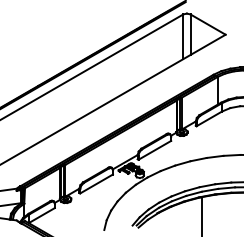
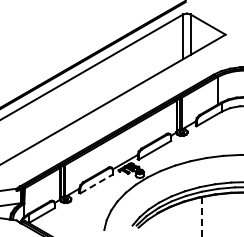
line: solid -> dashed (96, 183)
line: solid -> dashed (201, 217)
